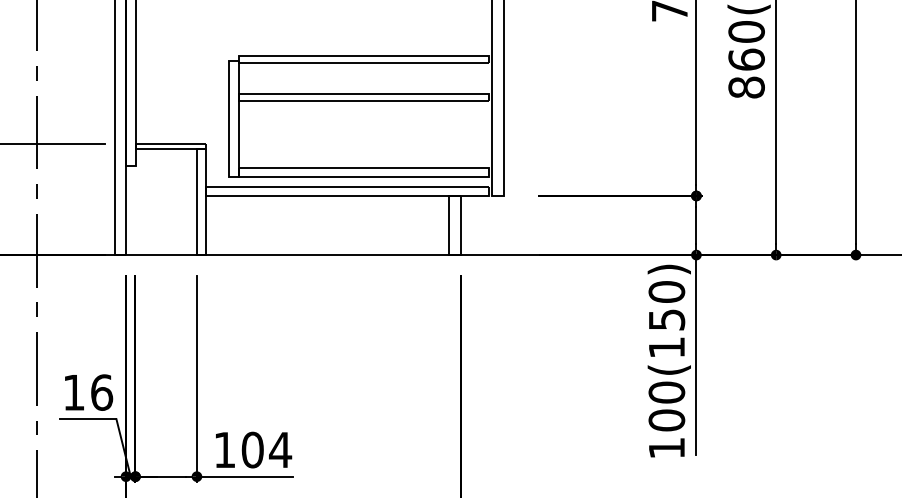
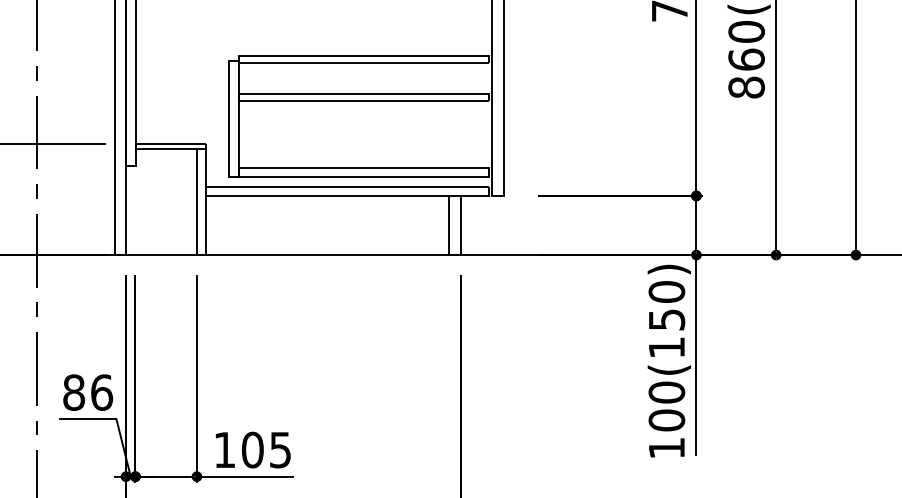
text: 16 -> 86 (74, 392)
text: 104 -> 105 (280, 450)
